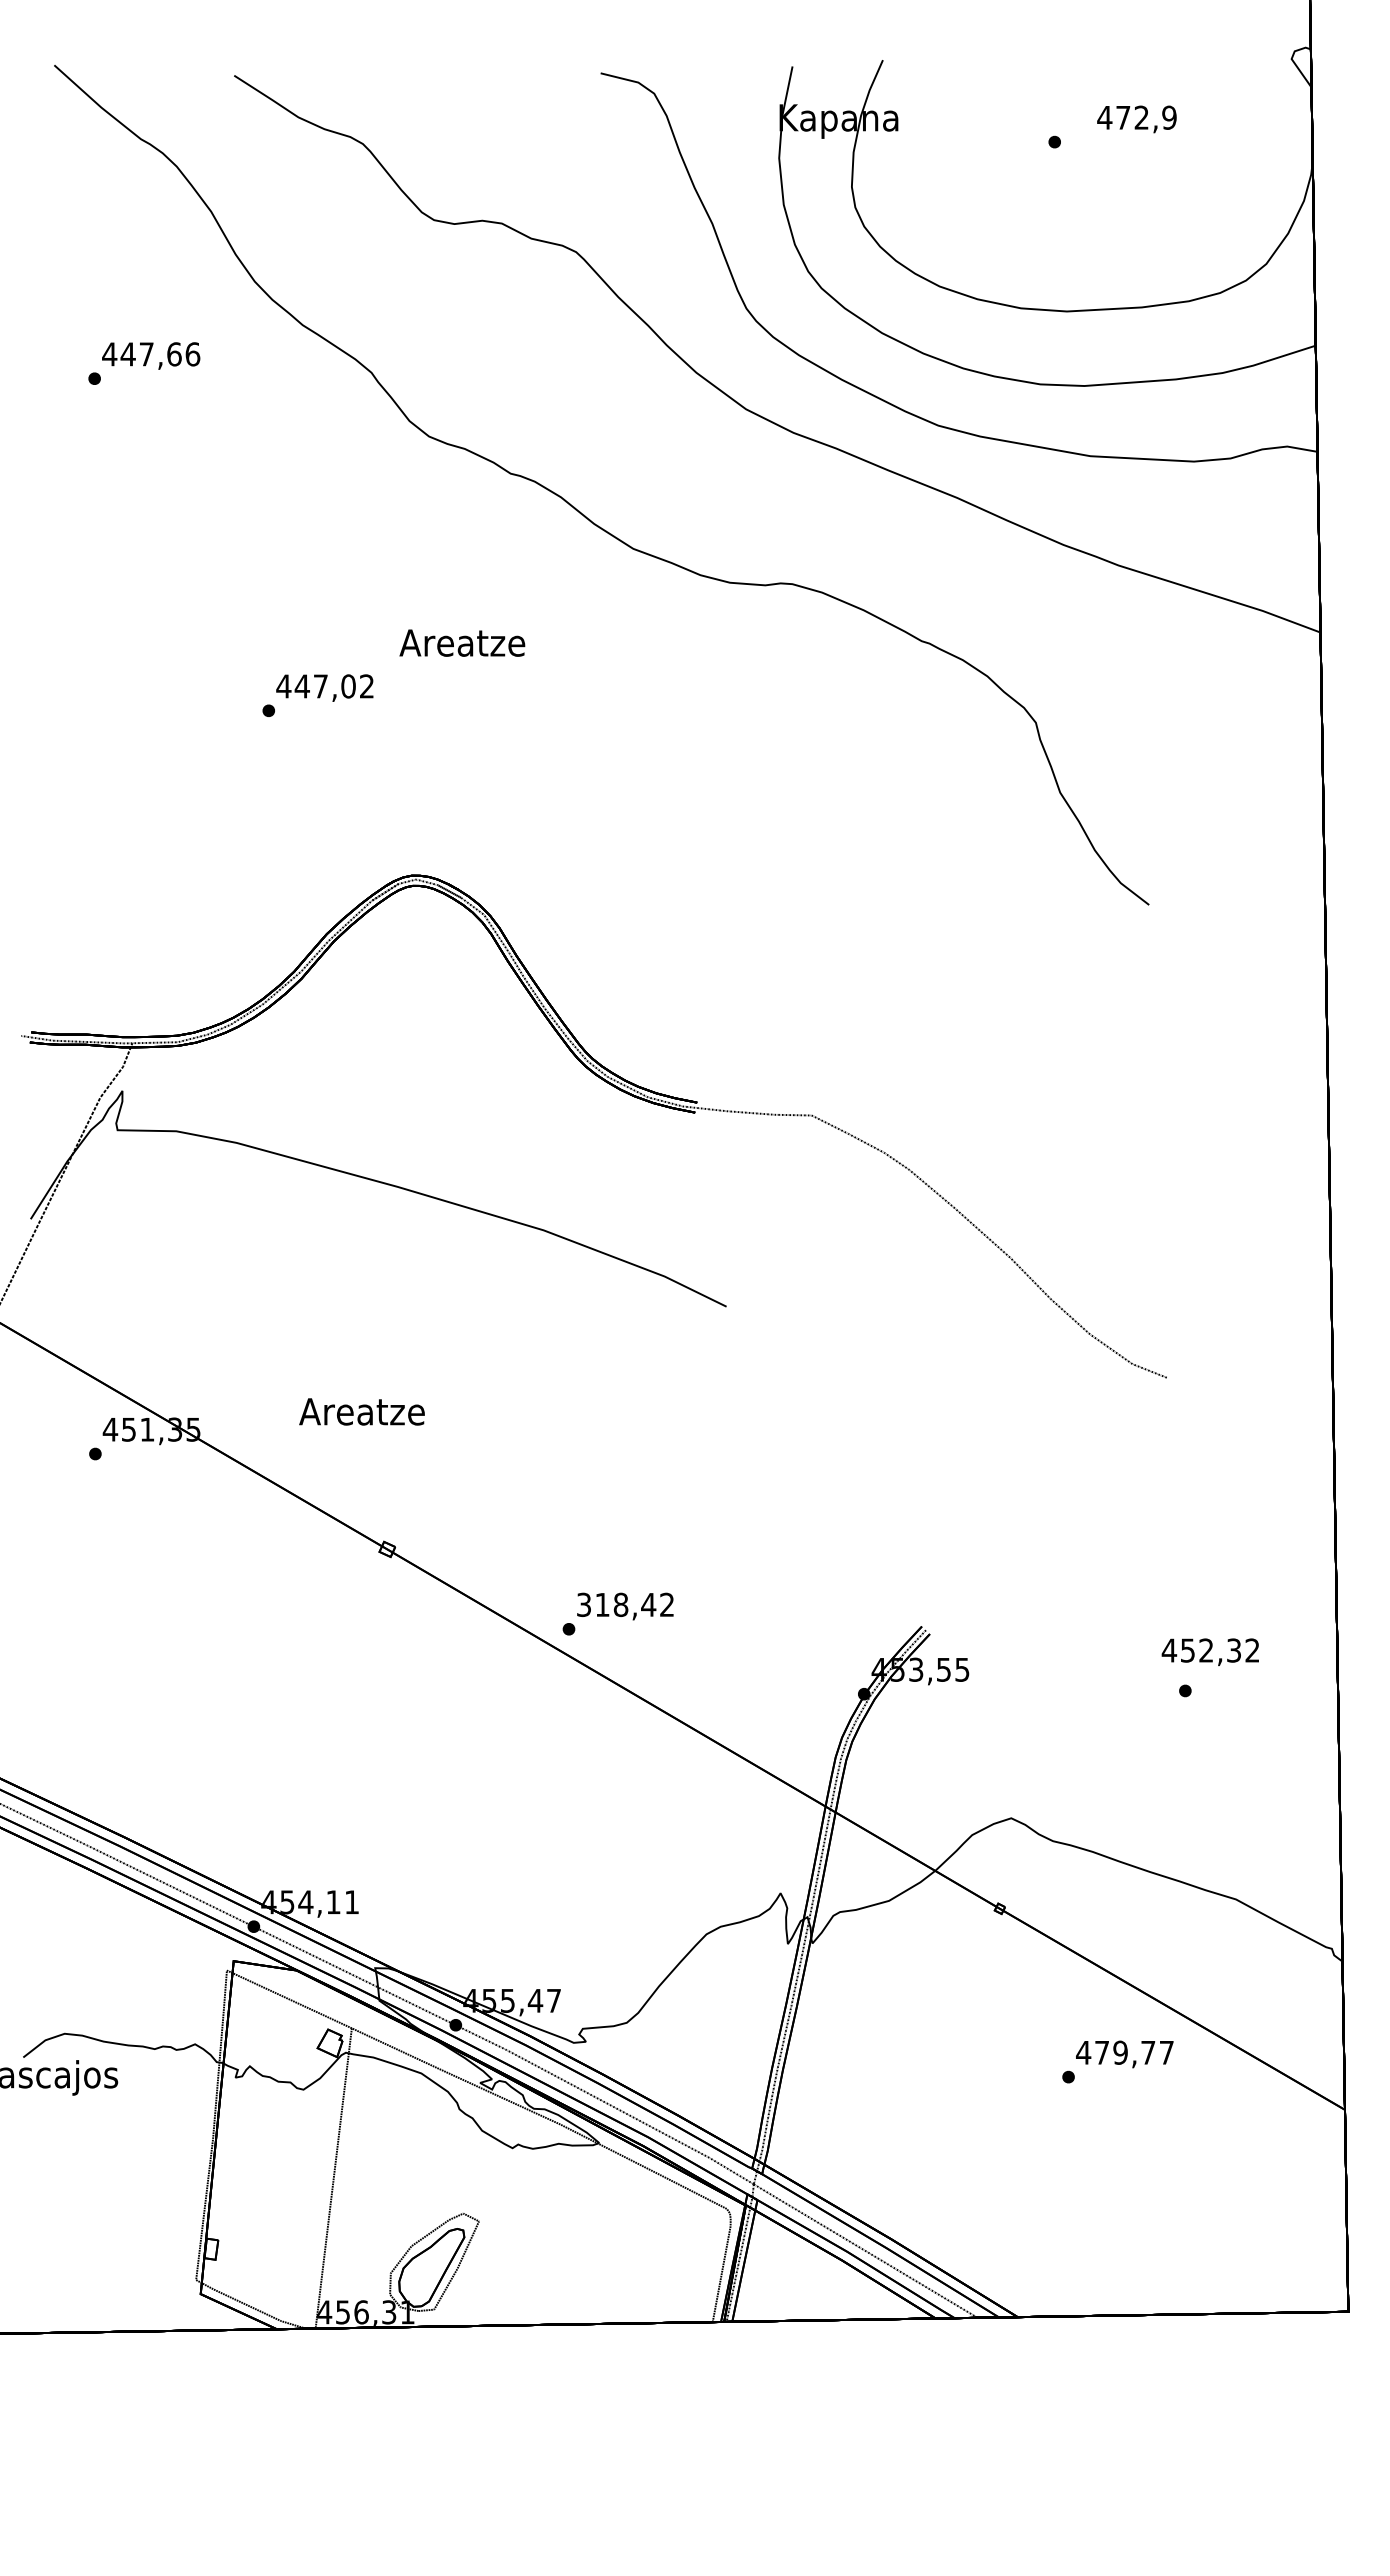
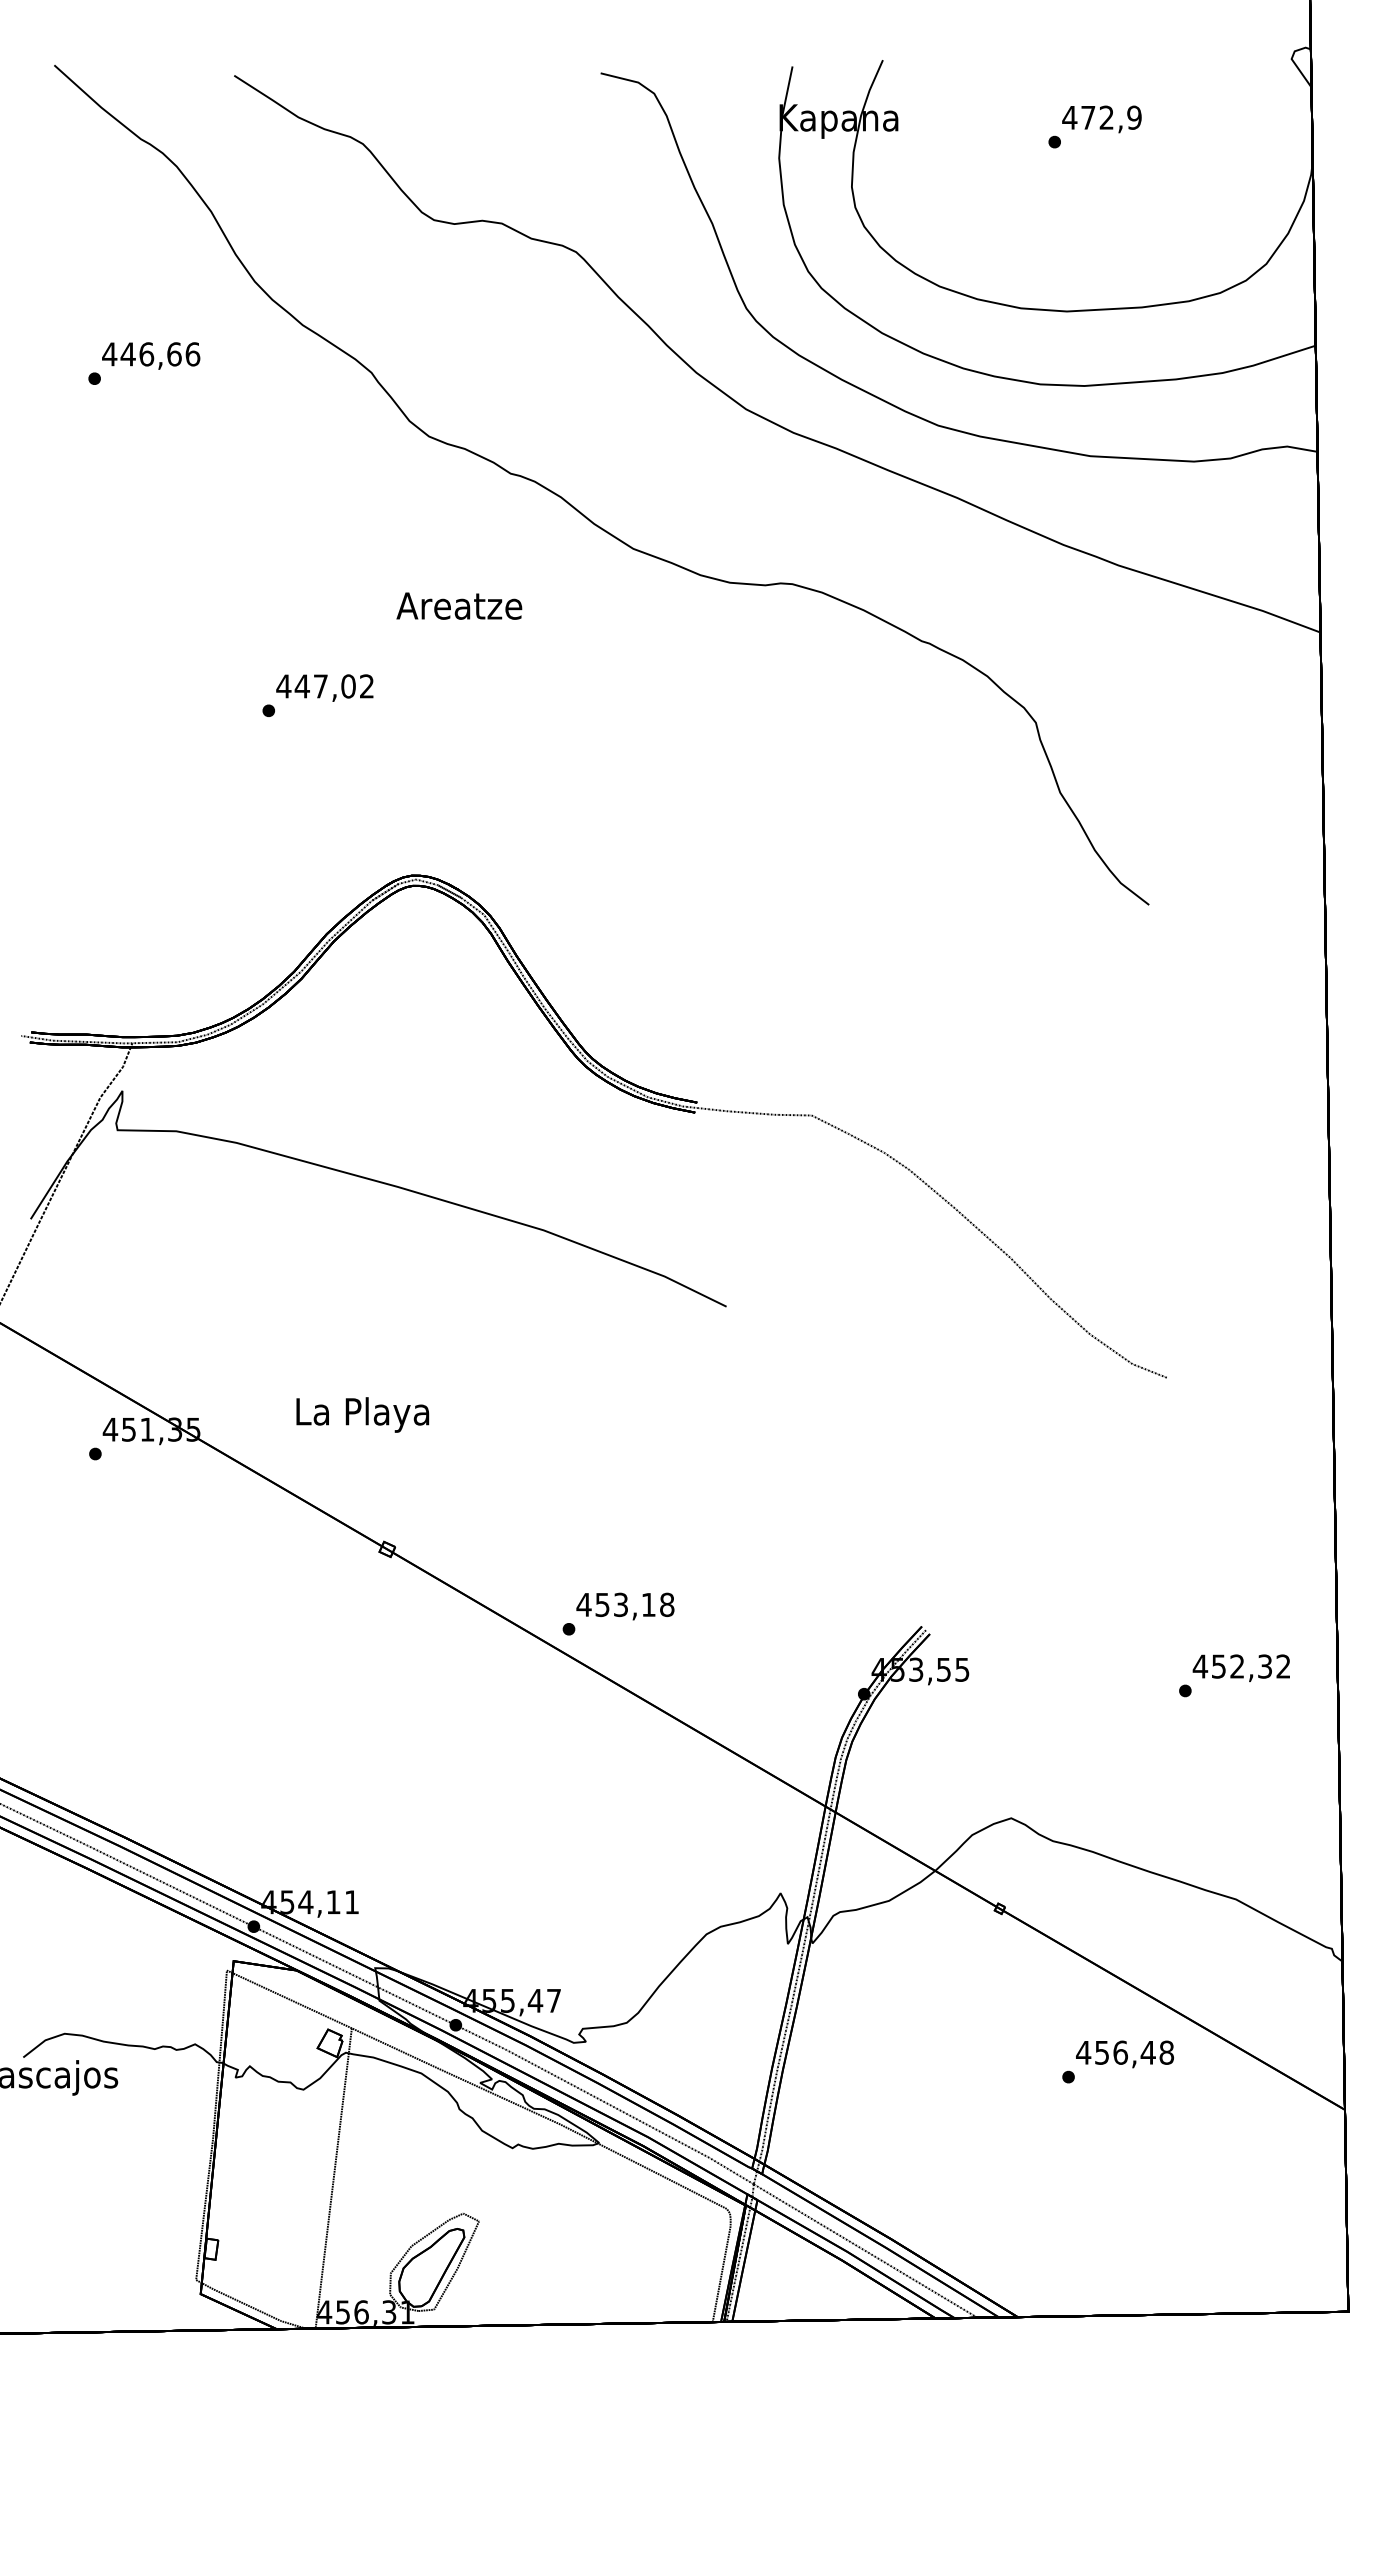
text position: (1136, 119) -> (1101, 119) (1101, 119)
text: 447,66 -> 446,66 (146, 354)
text position: (462, 642) -> (459, 605) (459, 605)
text: Areatze -> La Playa (362, 1414)
text: 318,42 -> 453,18 (625, 1604)
text position: (1209, 1651) -> (1240, 1667) (1240, 1667)
text: 479,77 -> 456,48 (1134, 2052)
